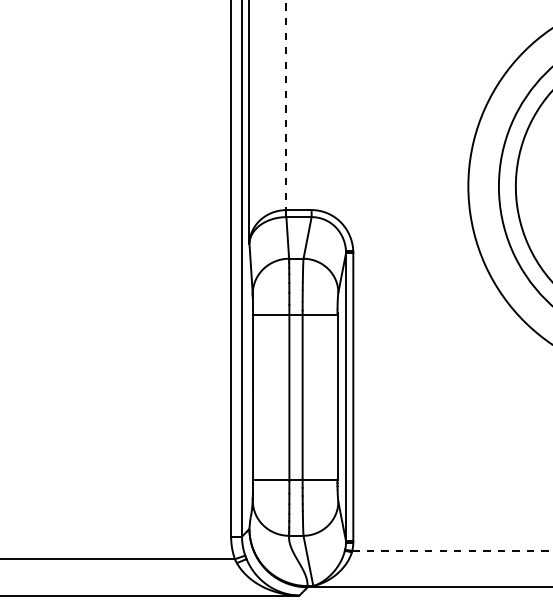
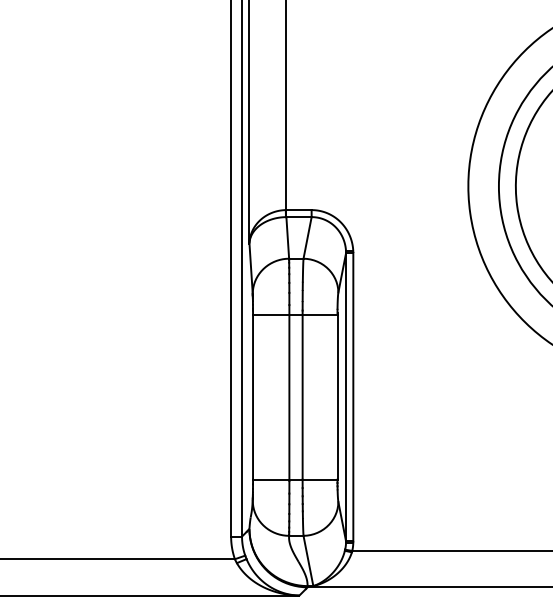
line: dashed -> solid (285, 105)
line: dashed -> solid (452, 550)
